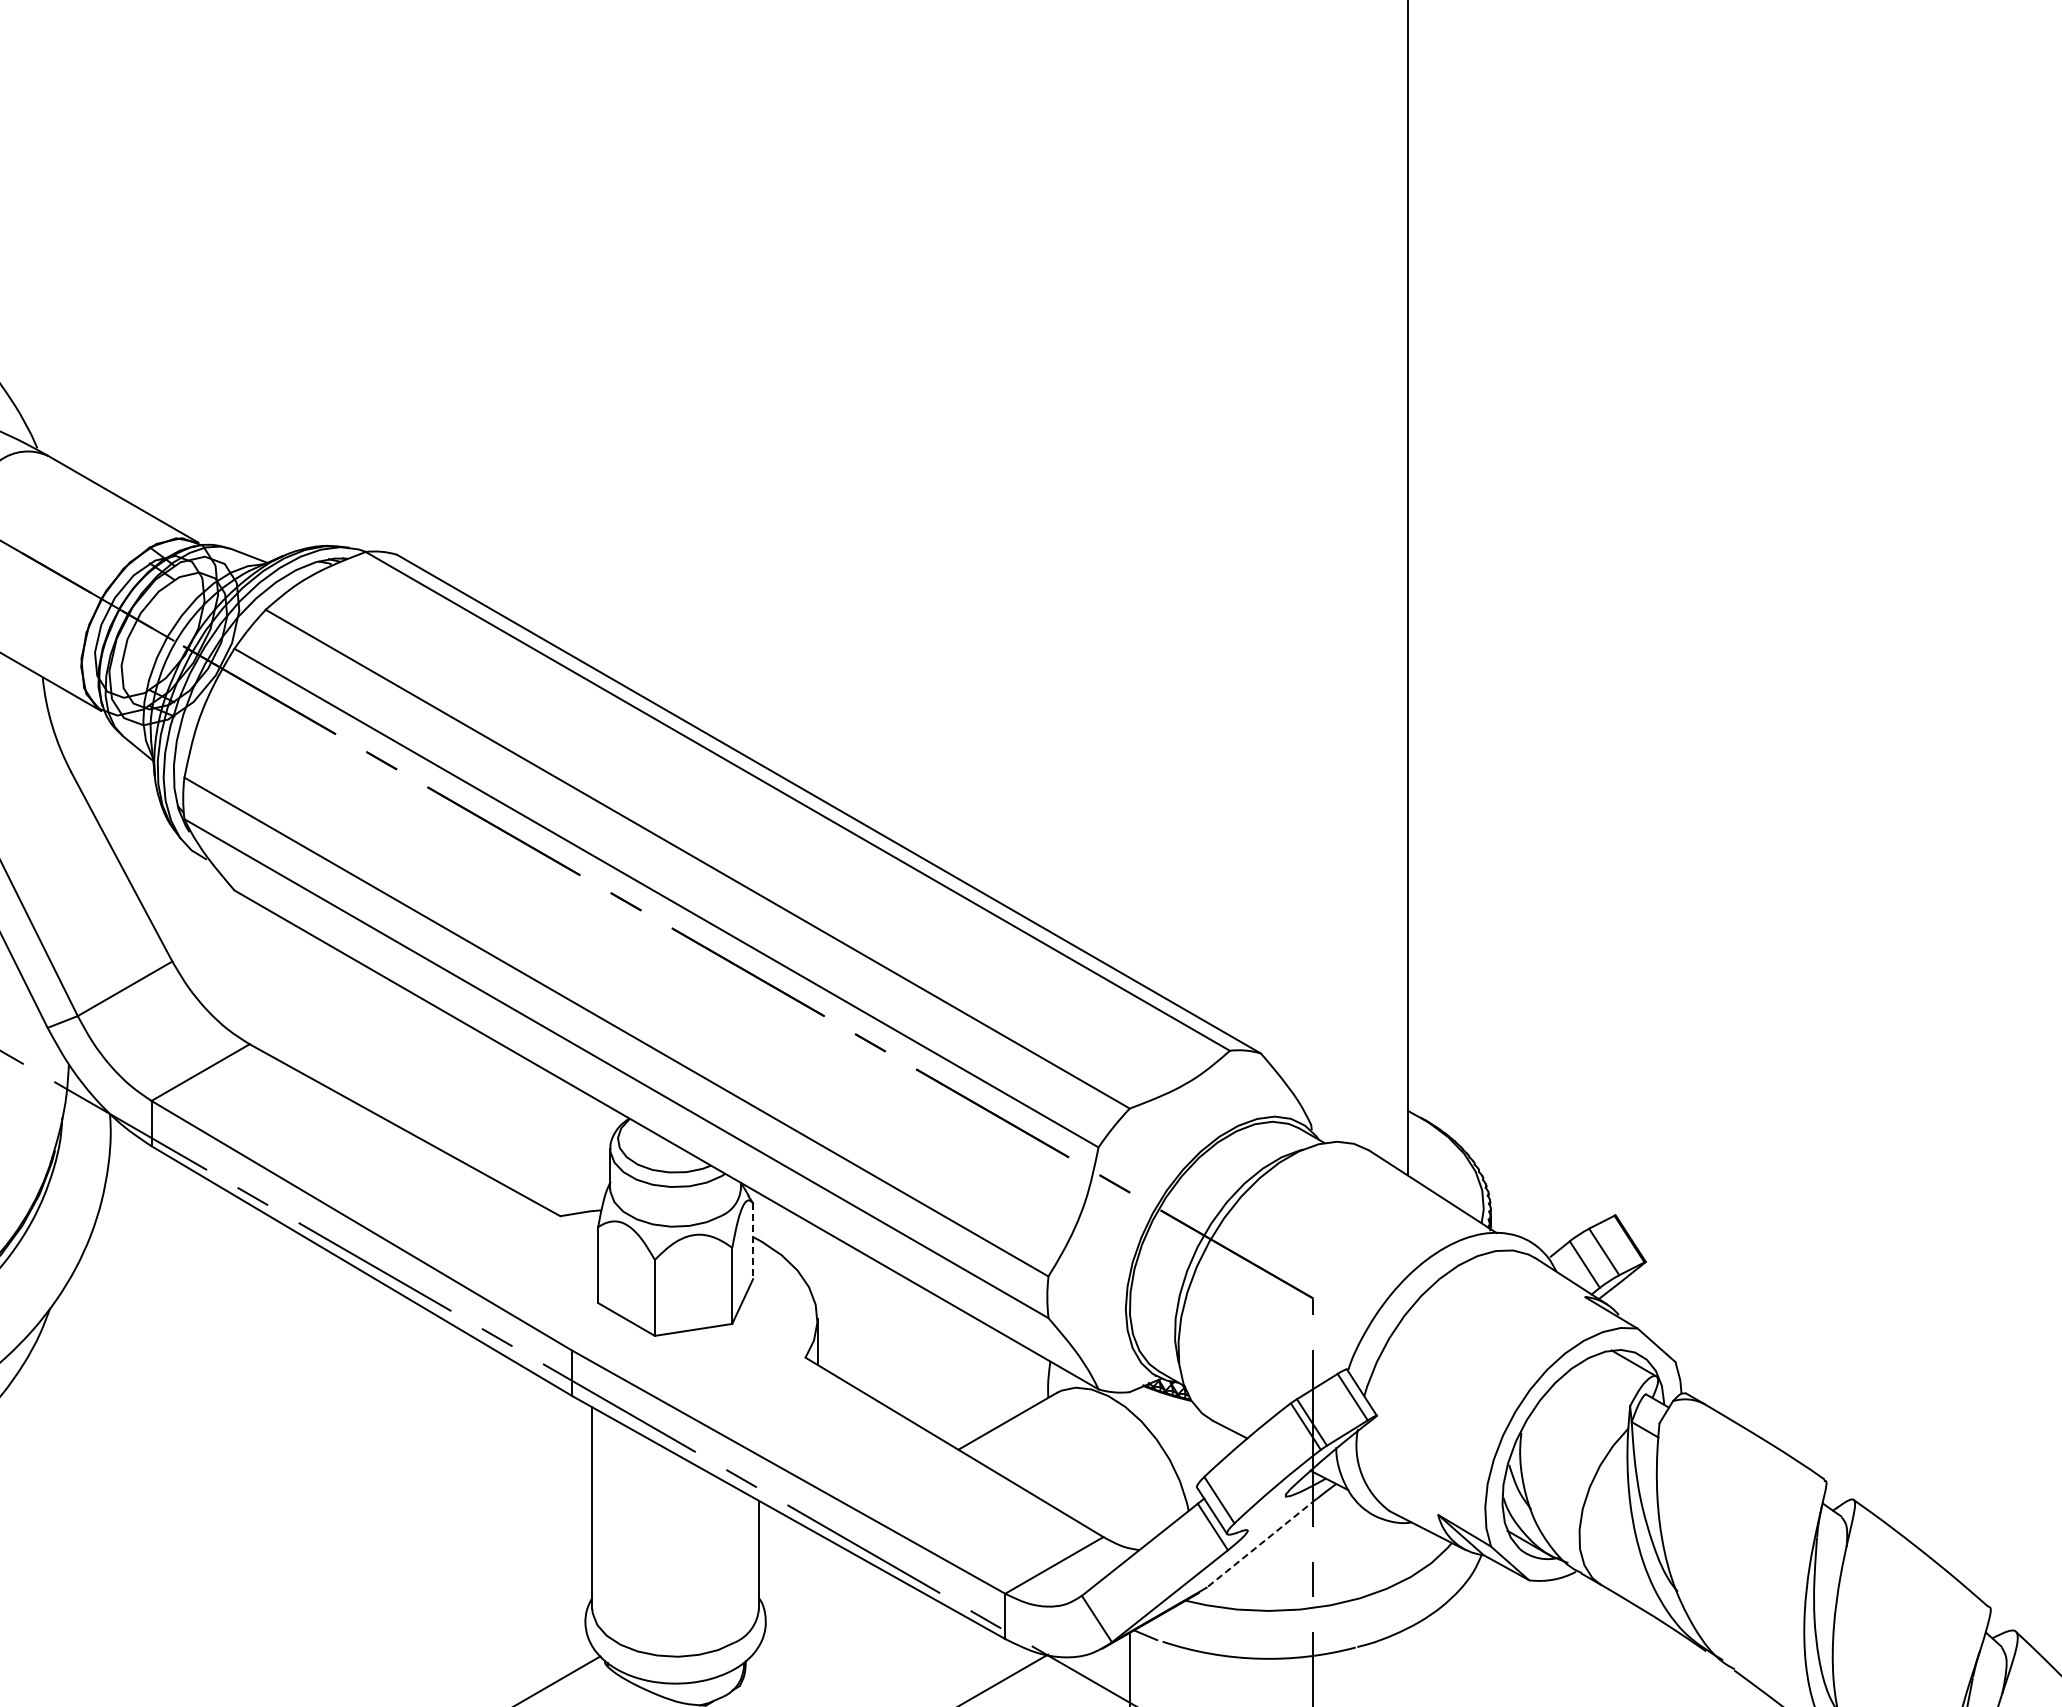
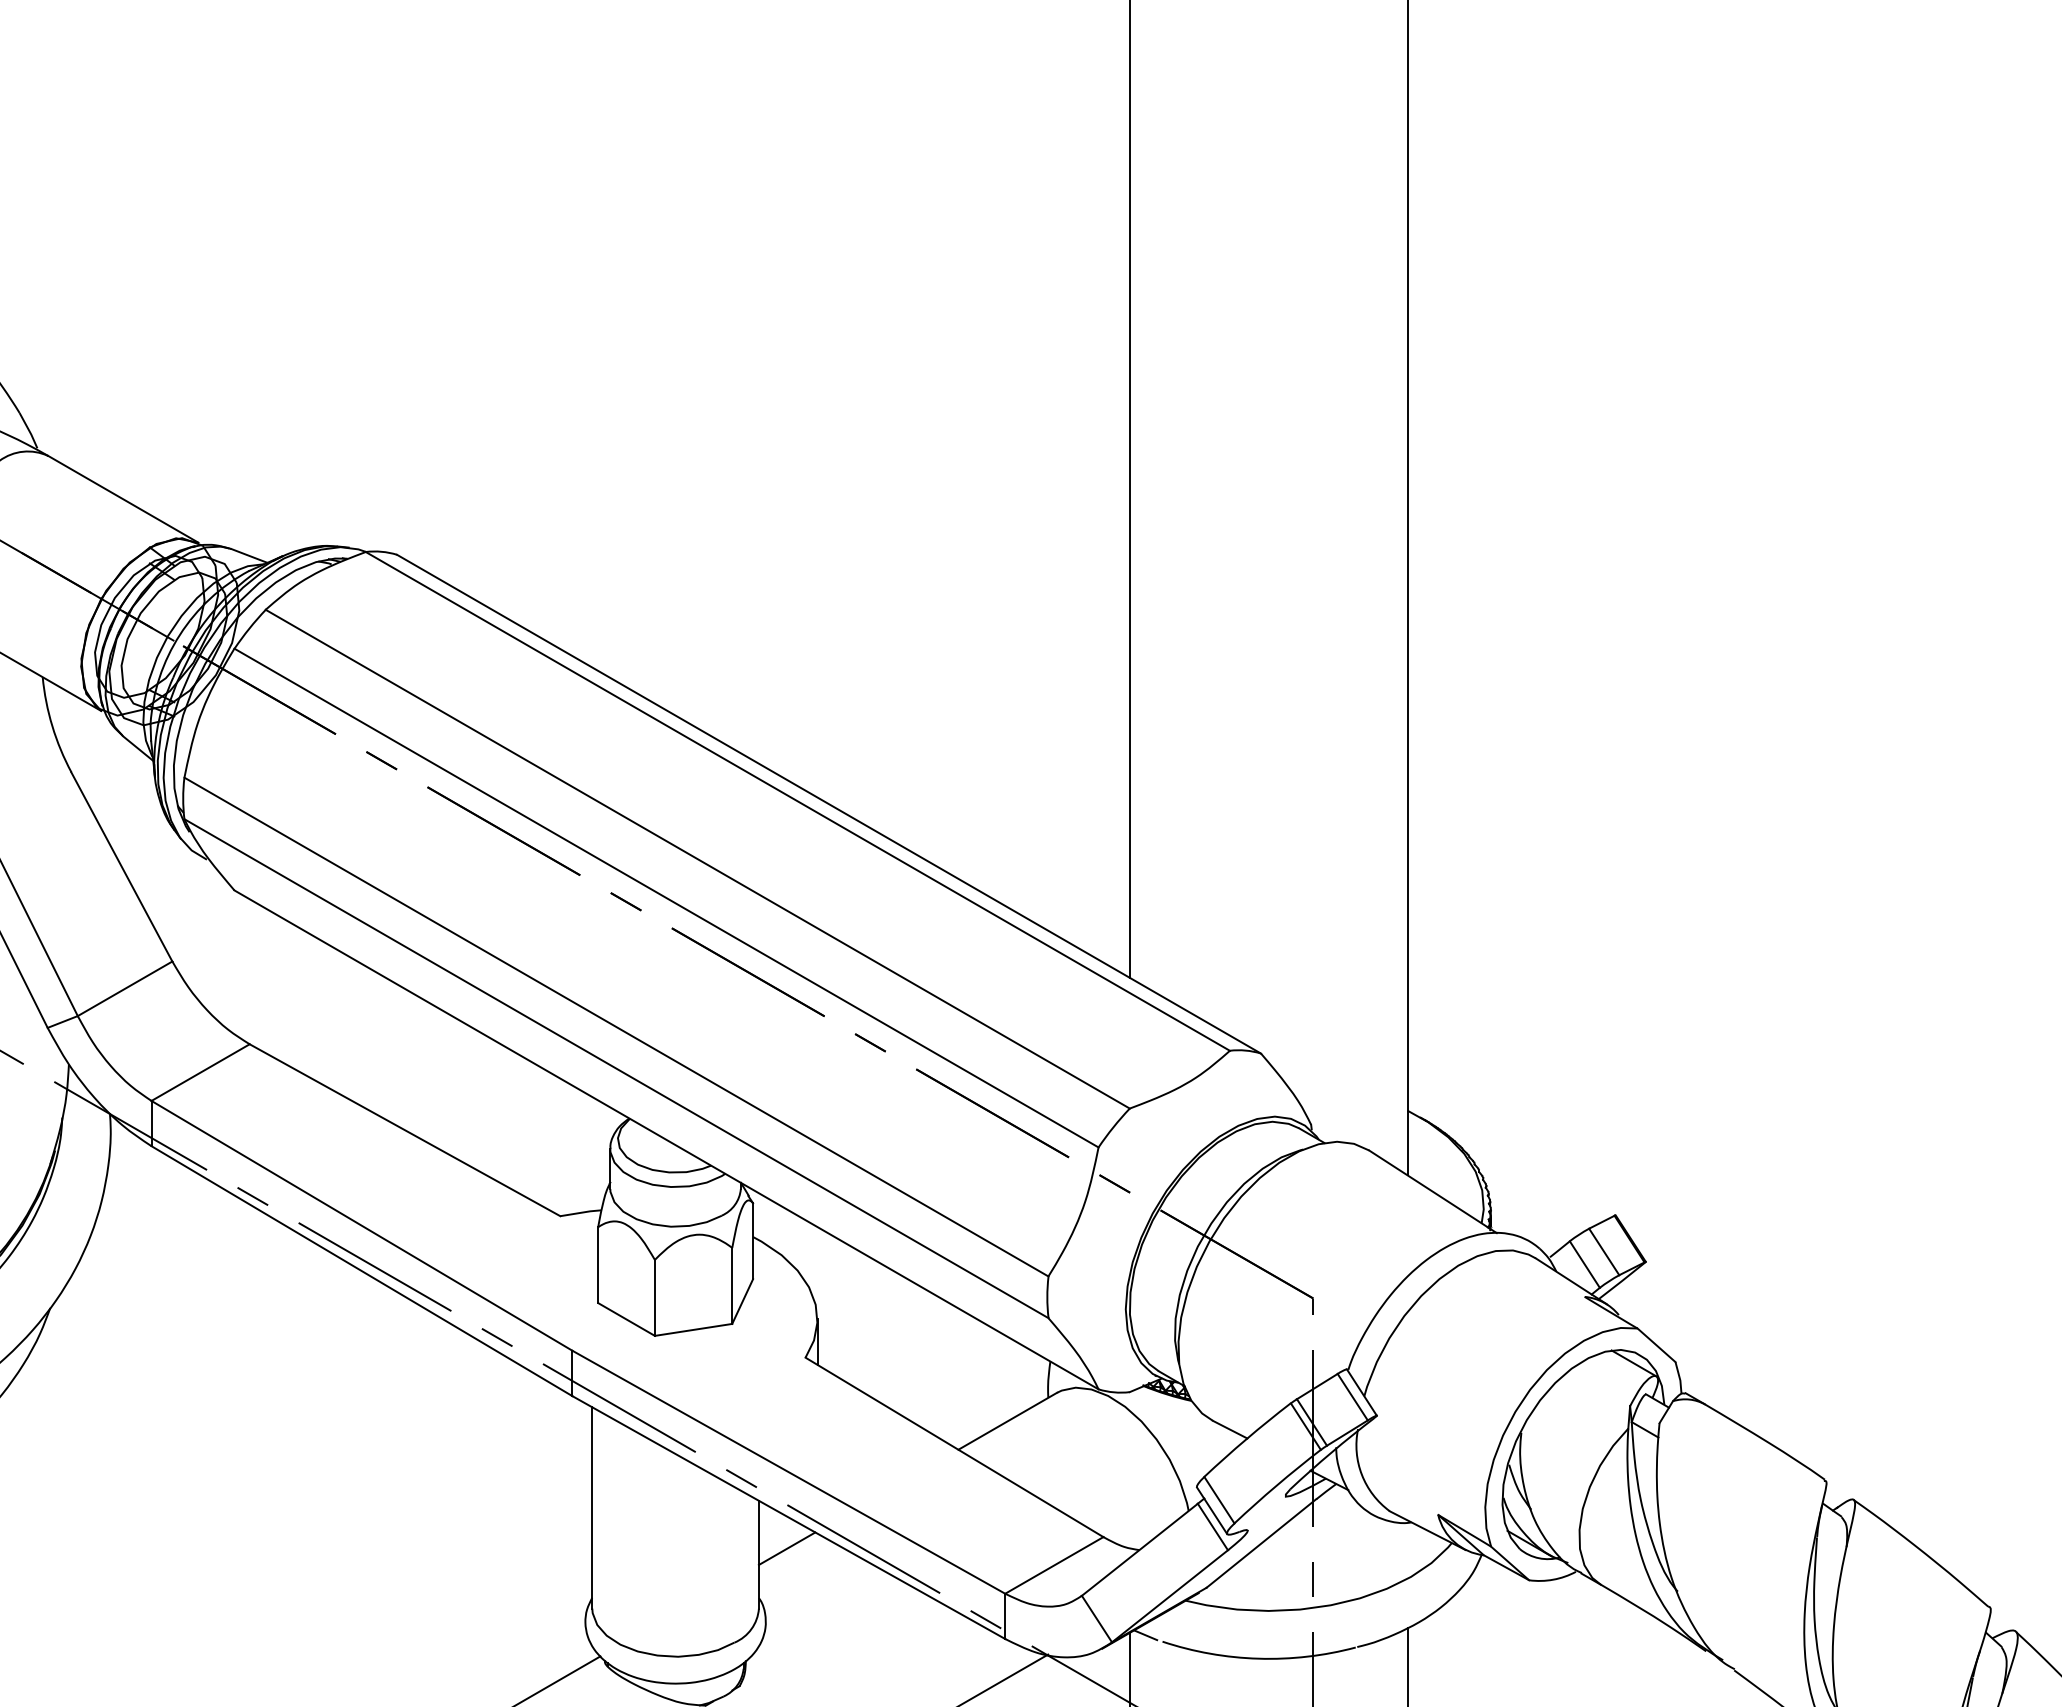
line: none -> present (1129, 489)
line: dashed -> solid (753, 1241)
line: dashed -> solid (1261, 1543)
line: none -> present (786, 1548)
line: none -> present (1407, 1665)
